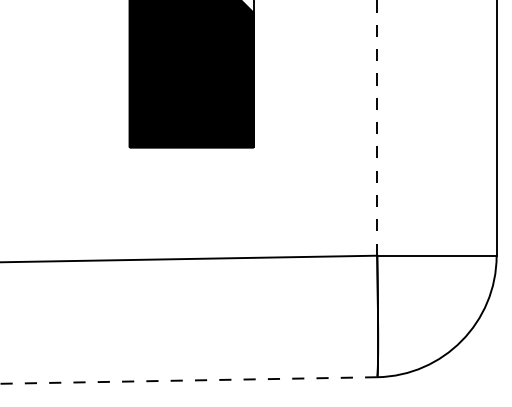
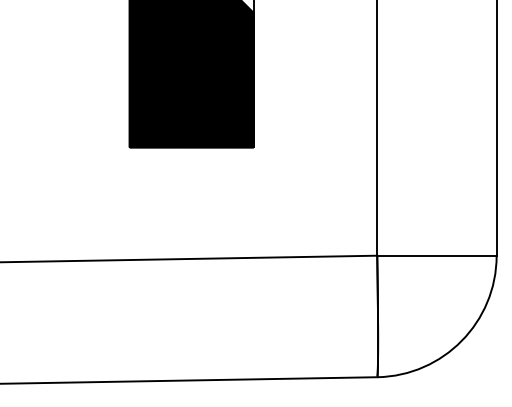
line: dashed -> solid (377, 127)
line: dashed -> solid (188, 380)
